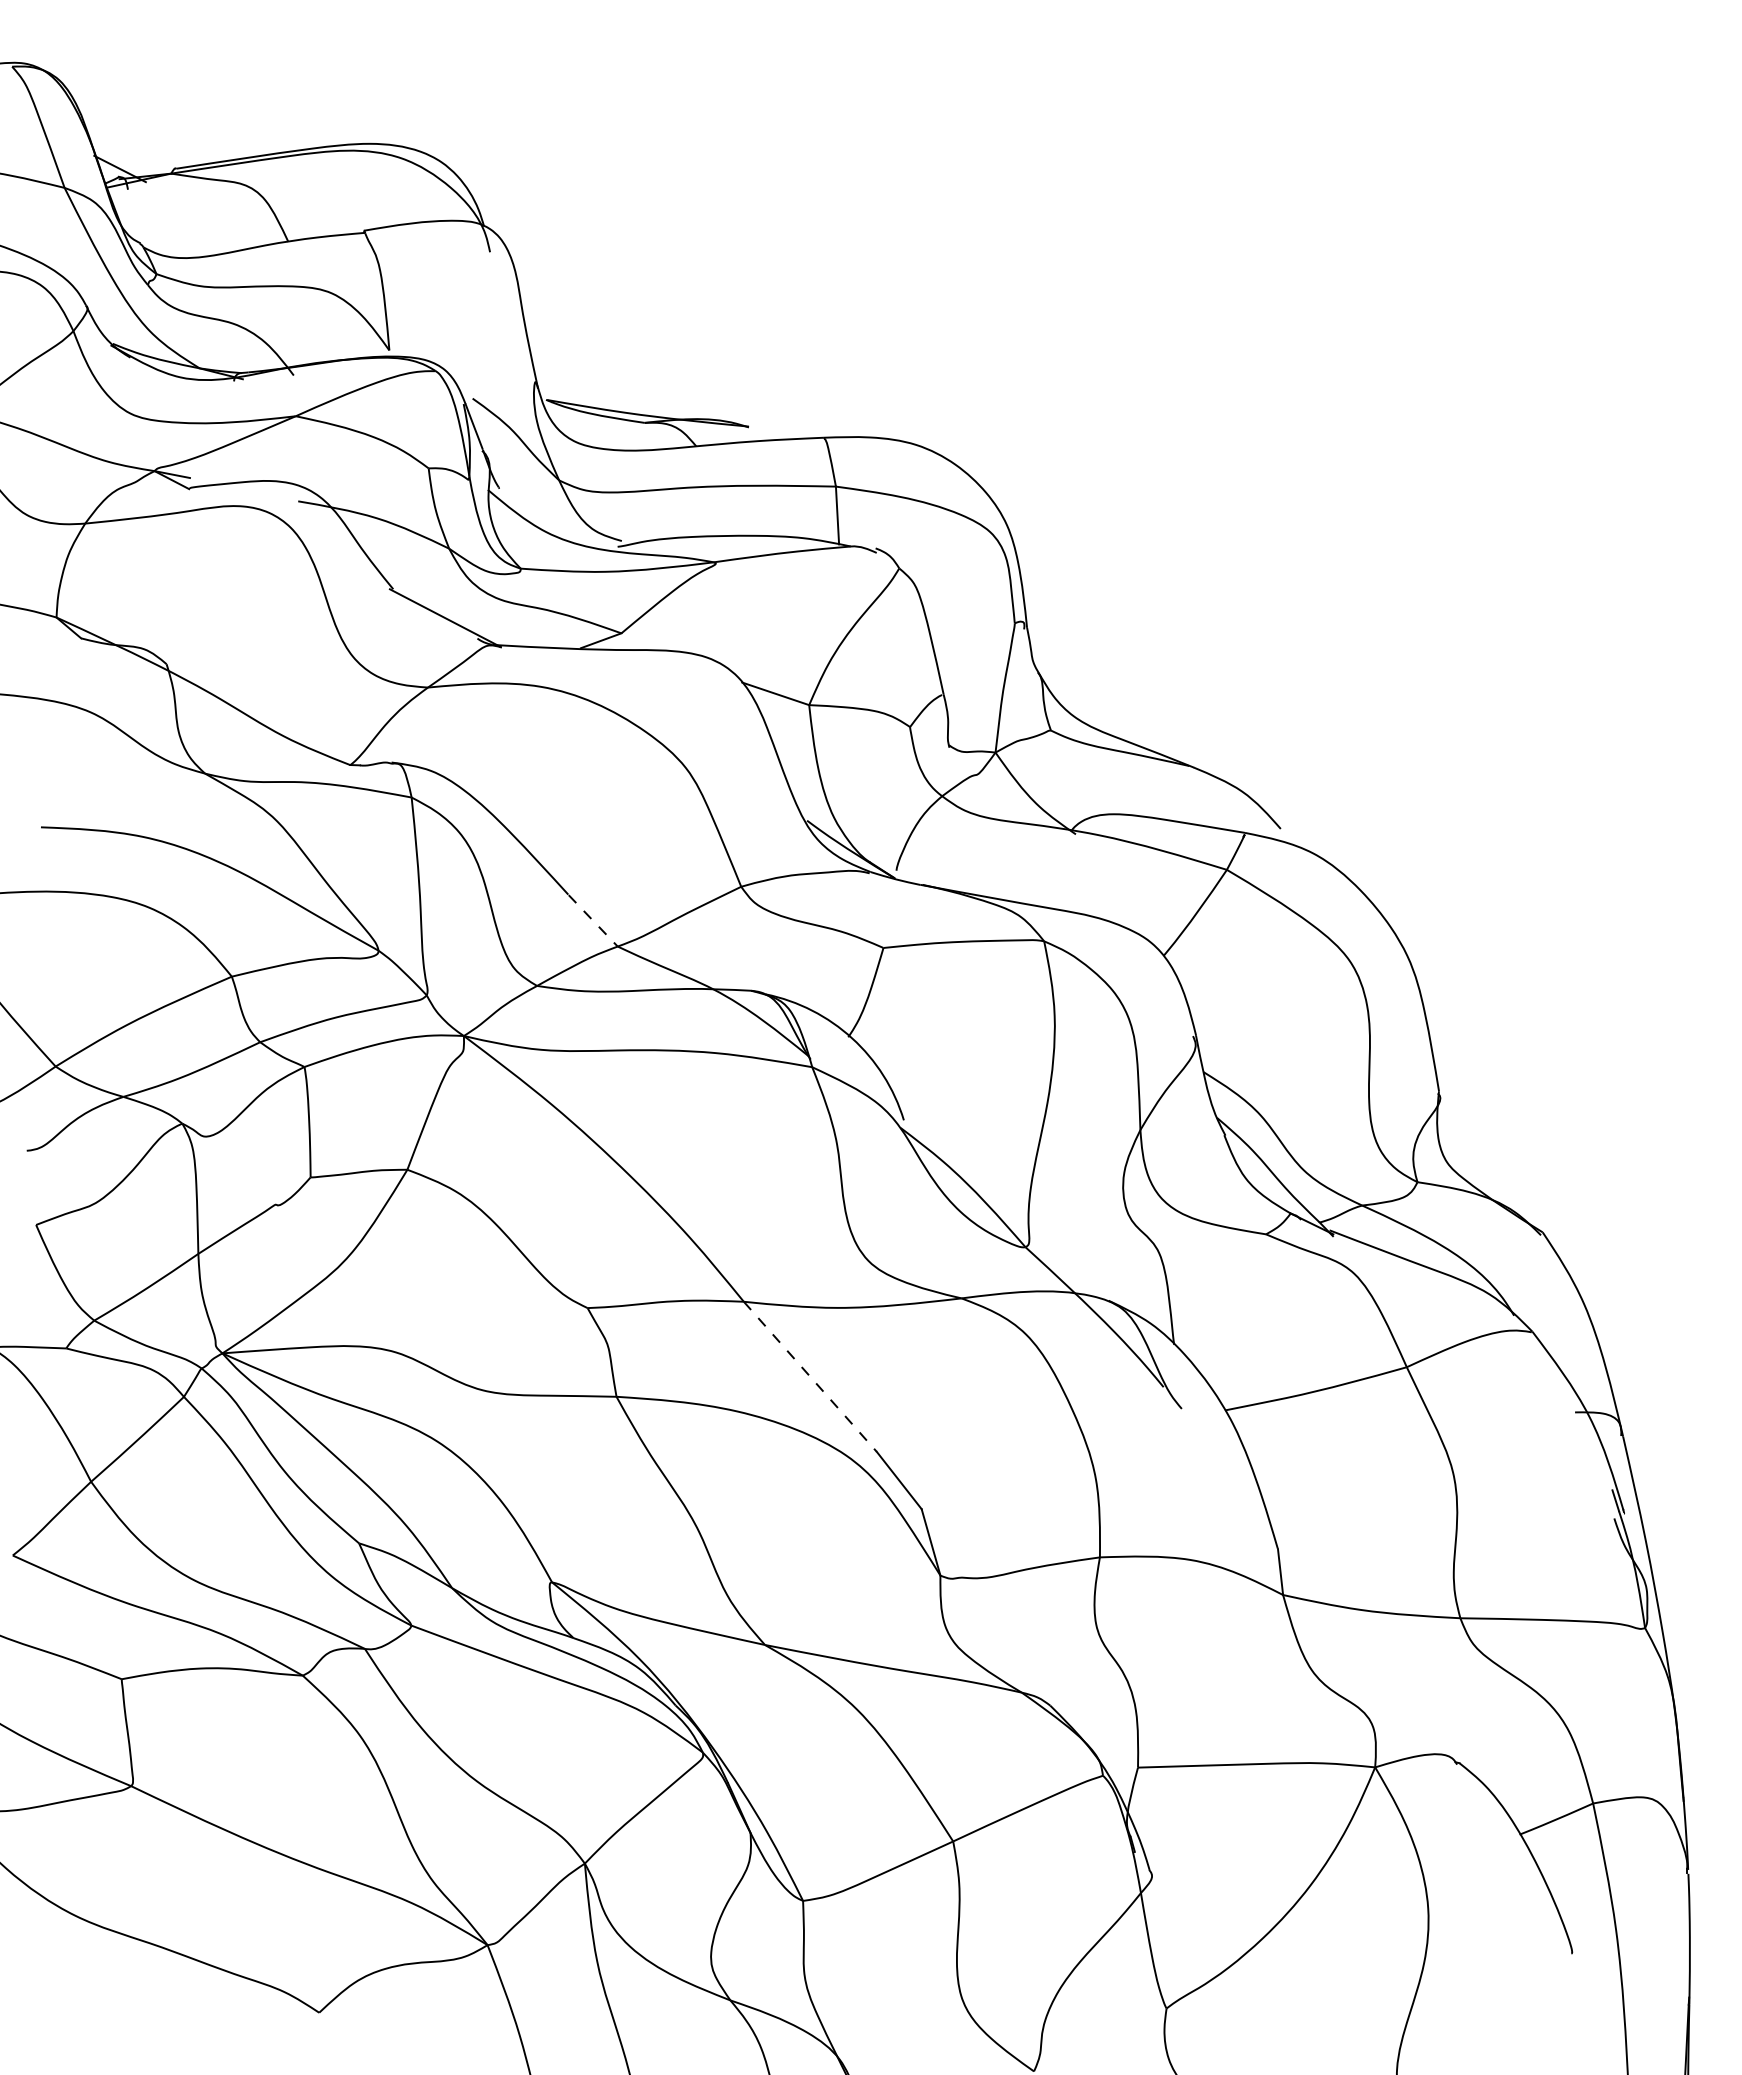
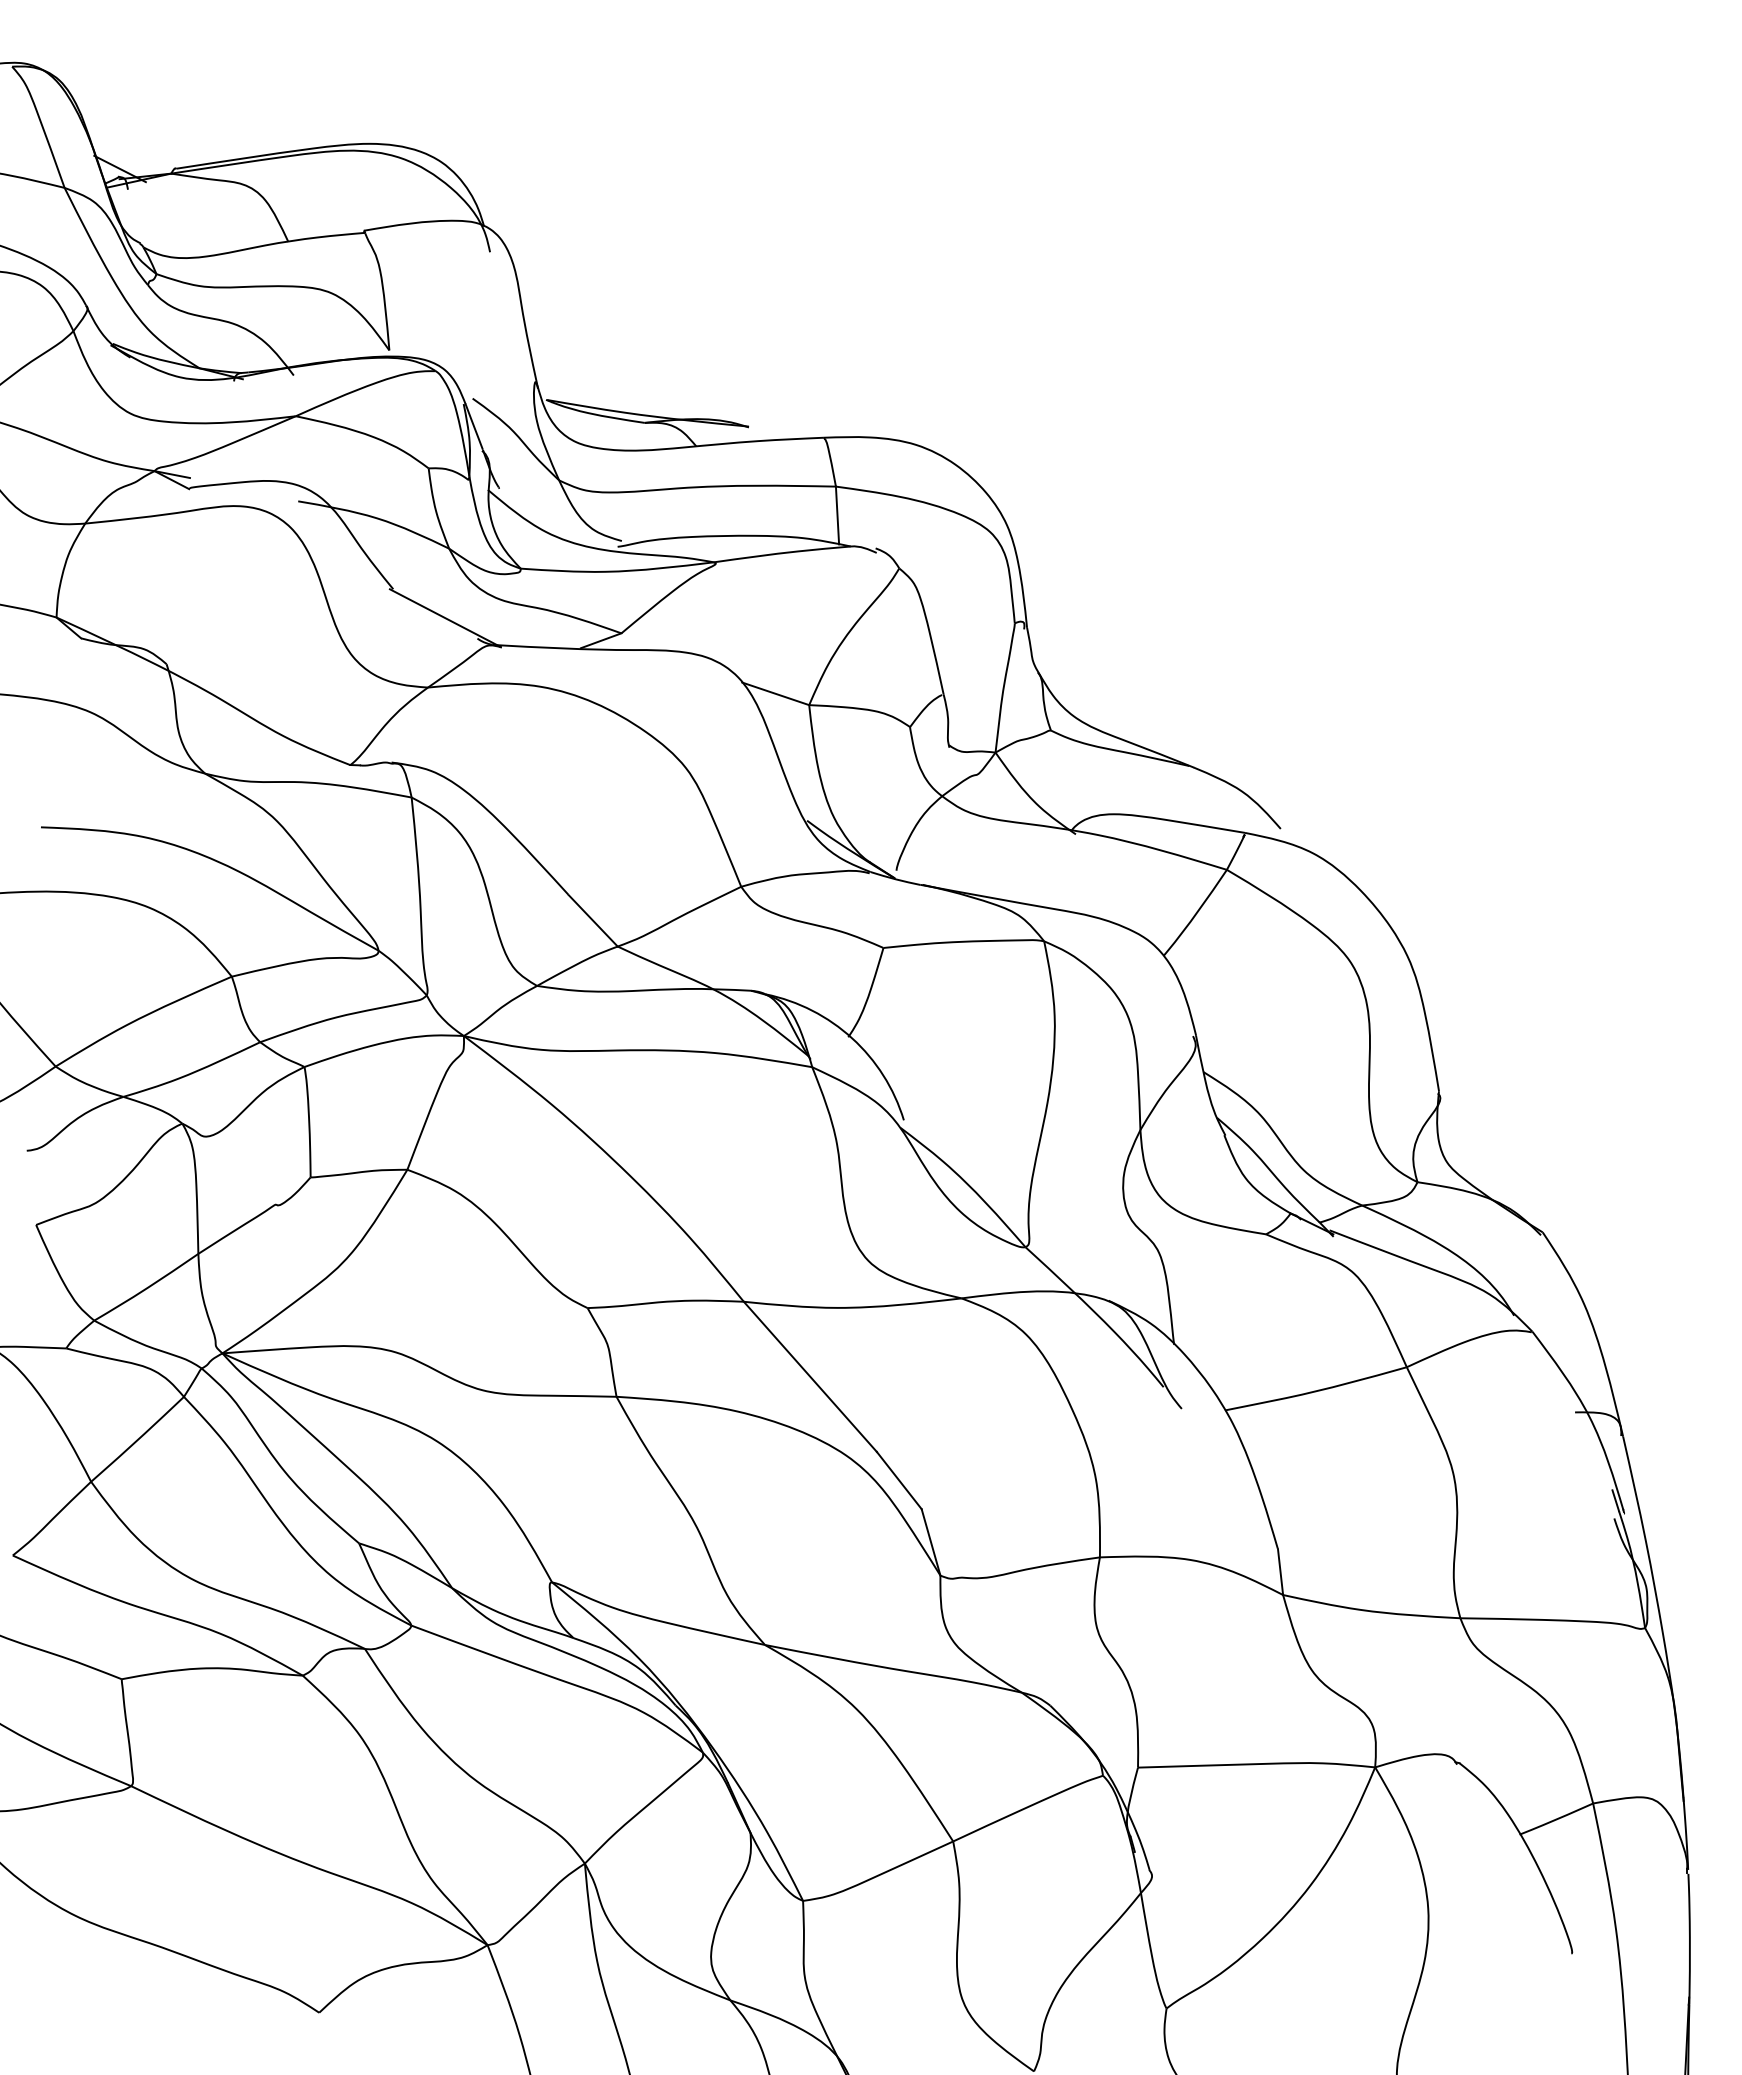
line: dashed -> solid (593, 921)
line: dashed -> solid (810, 1377)
